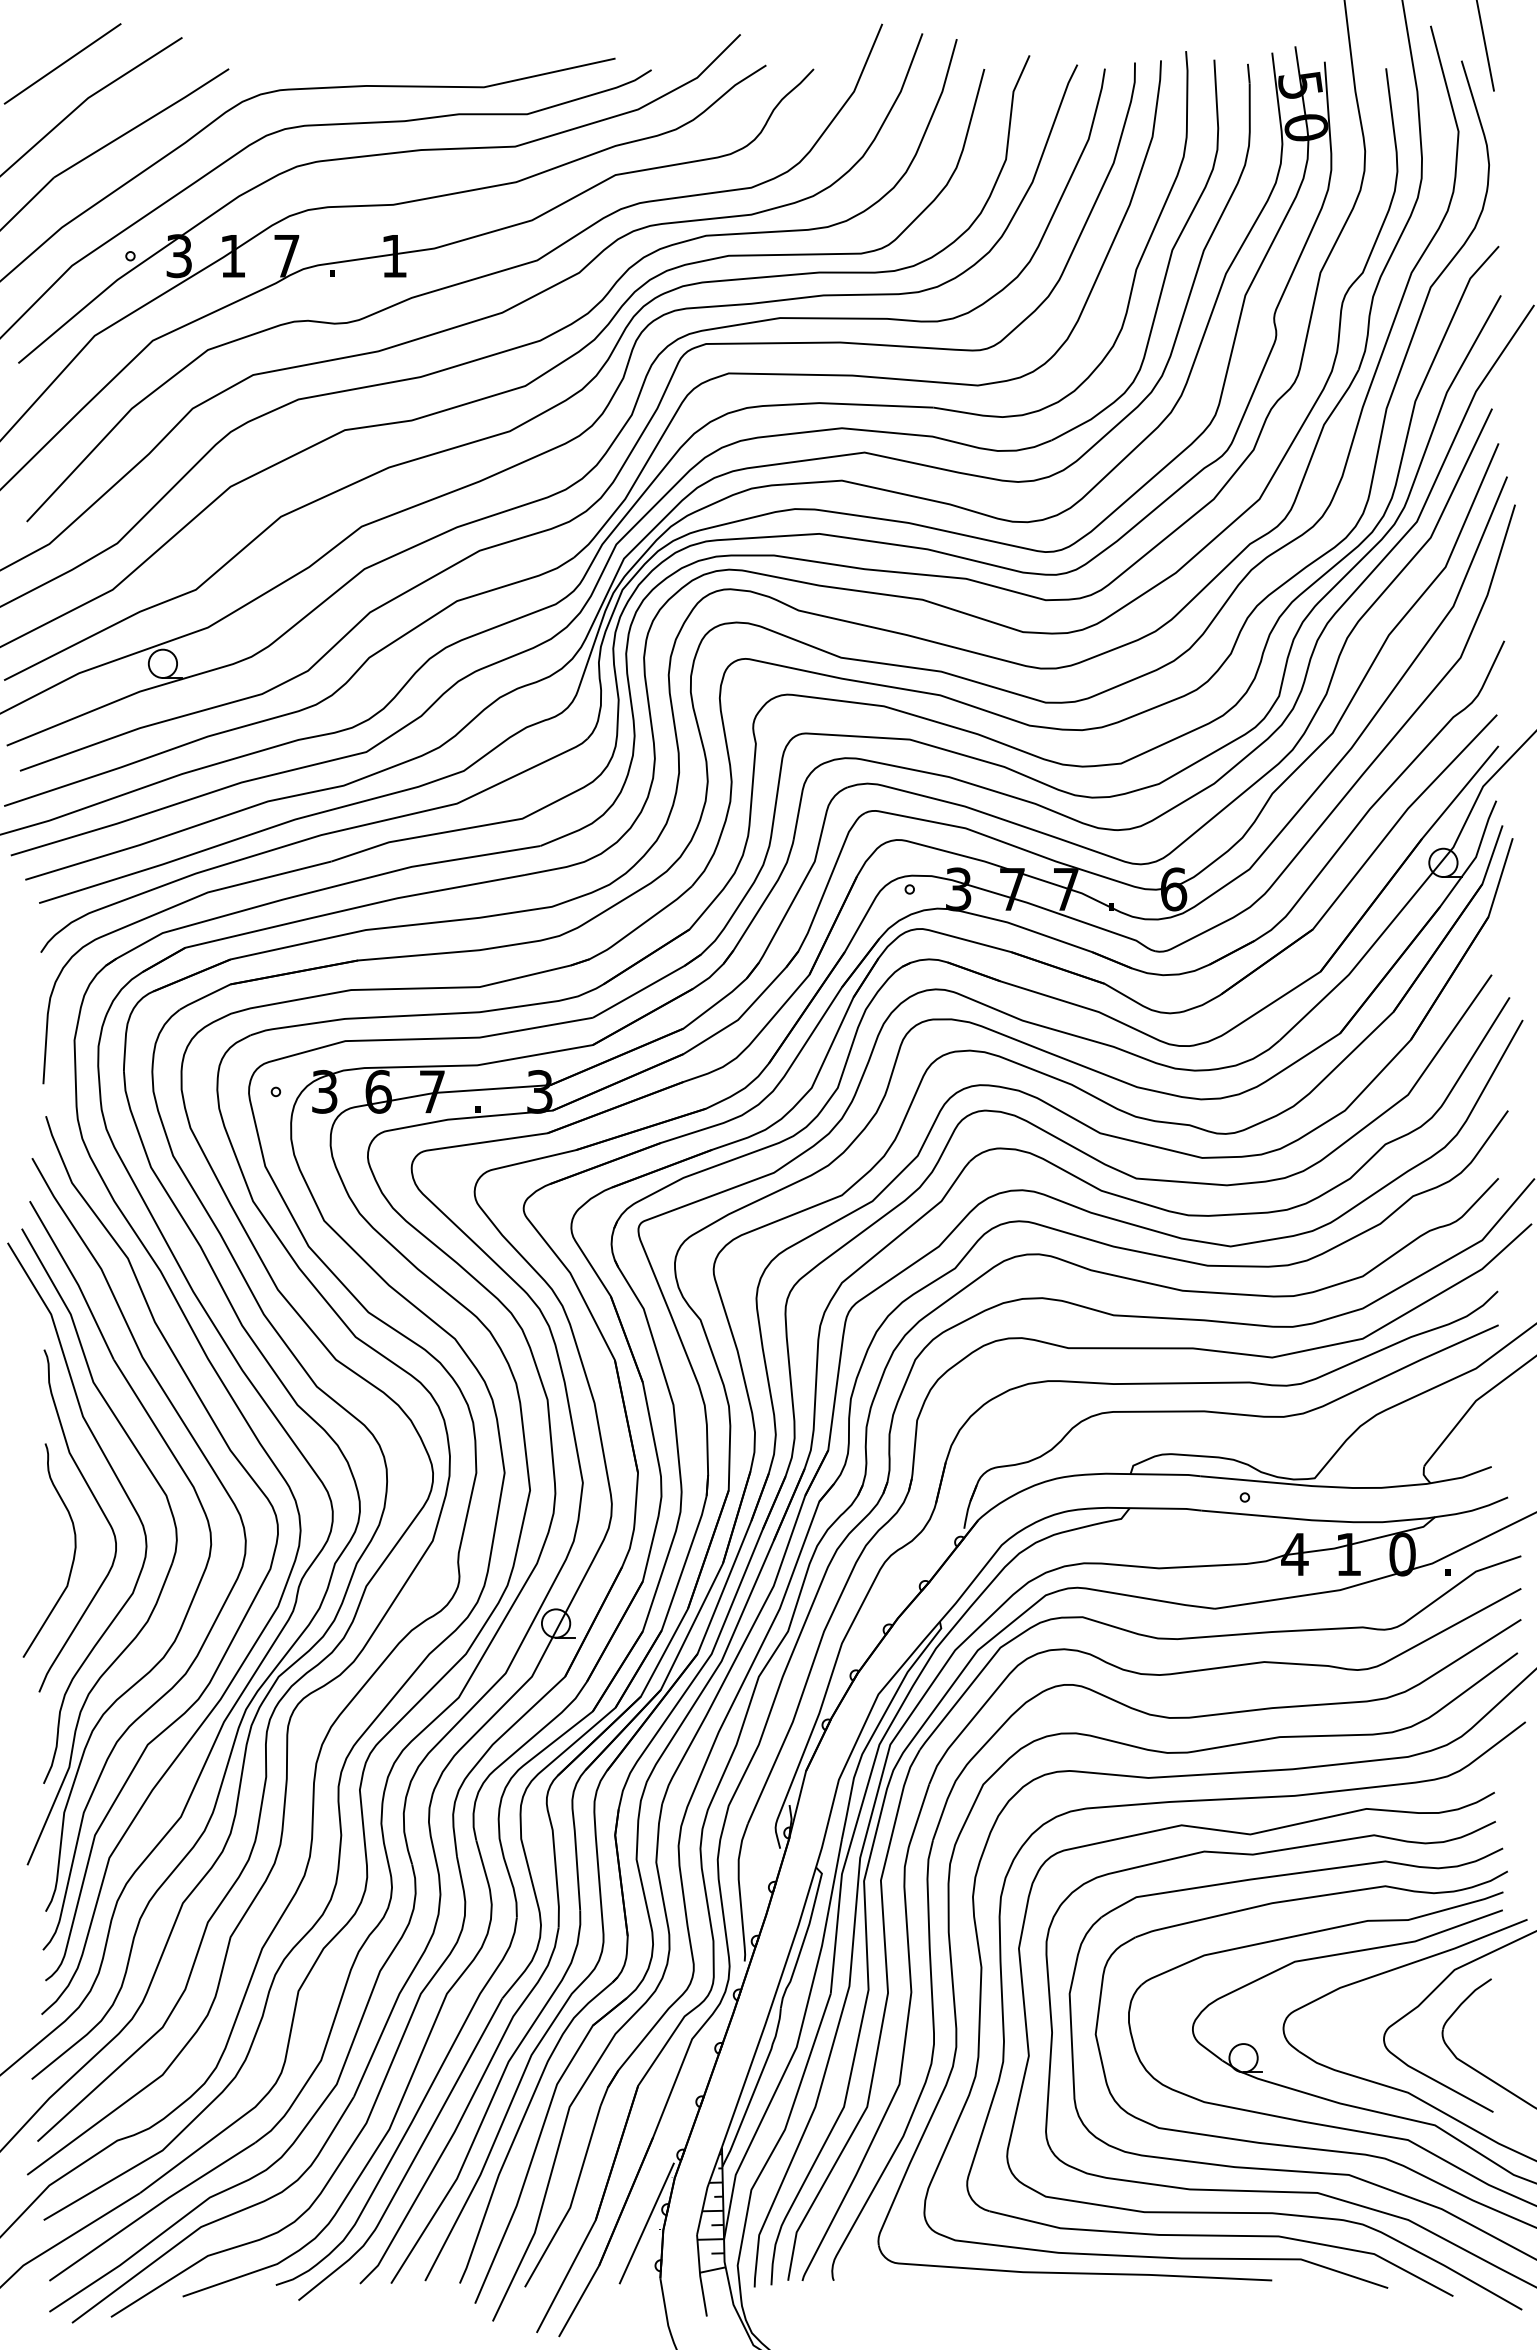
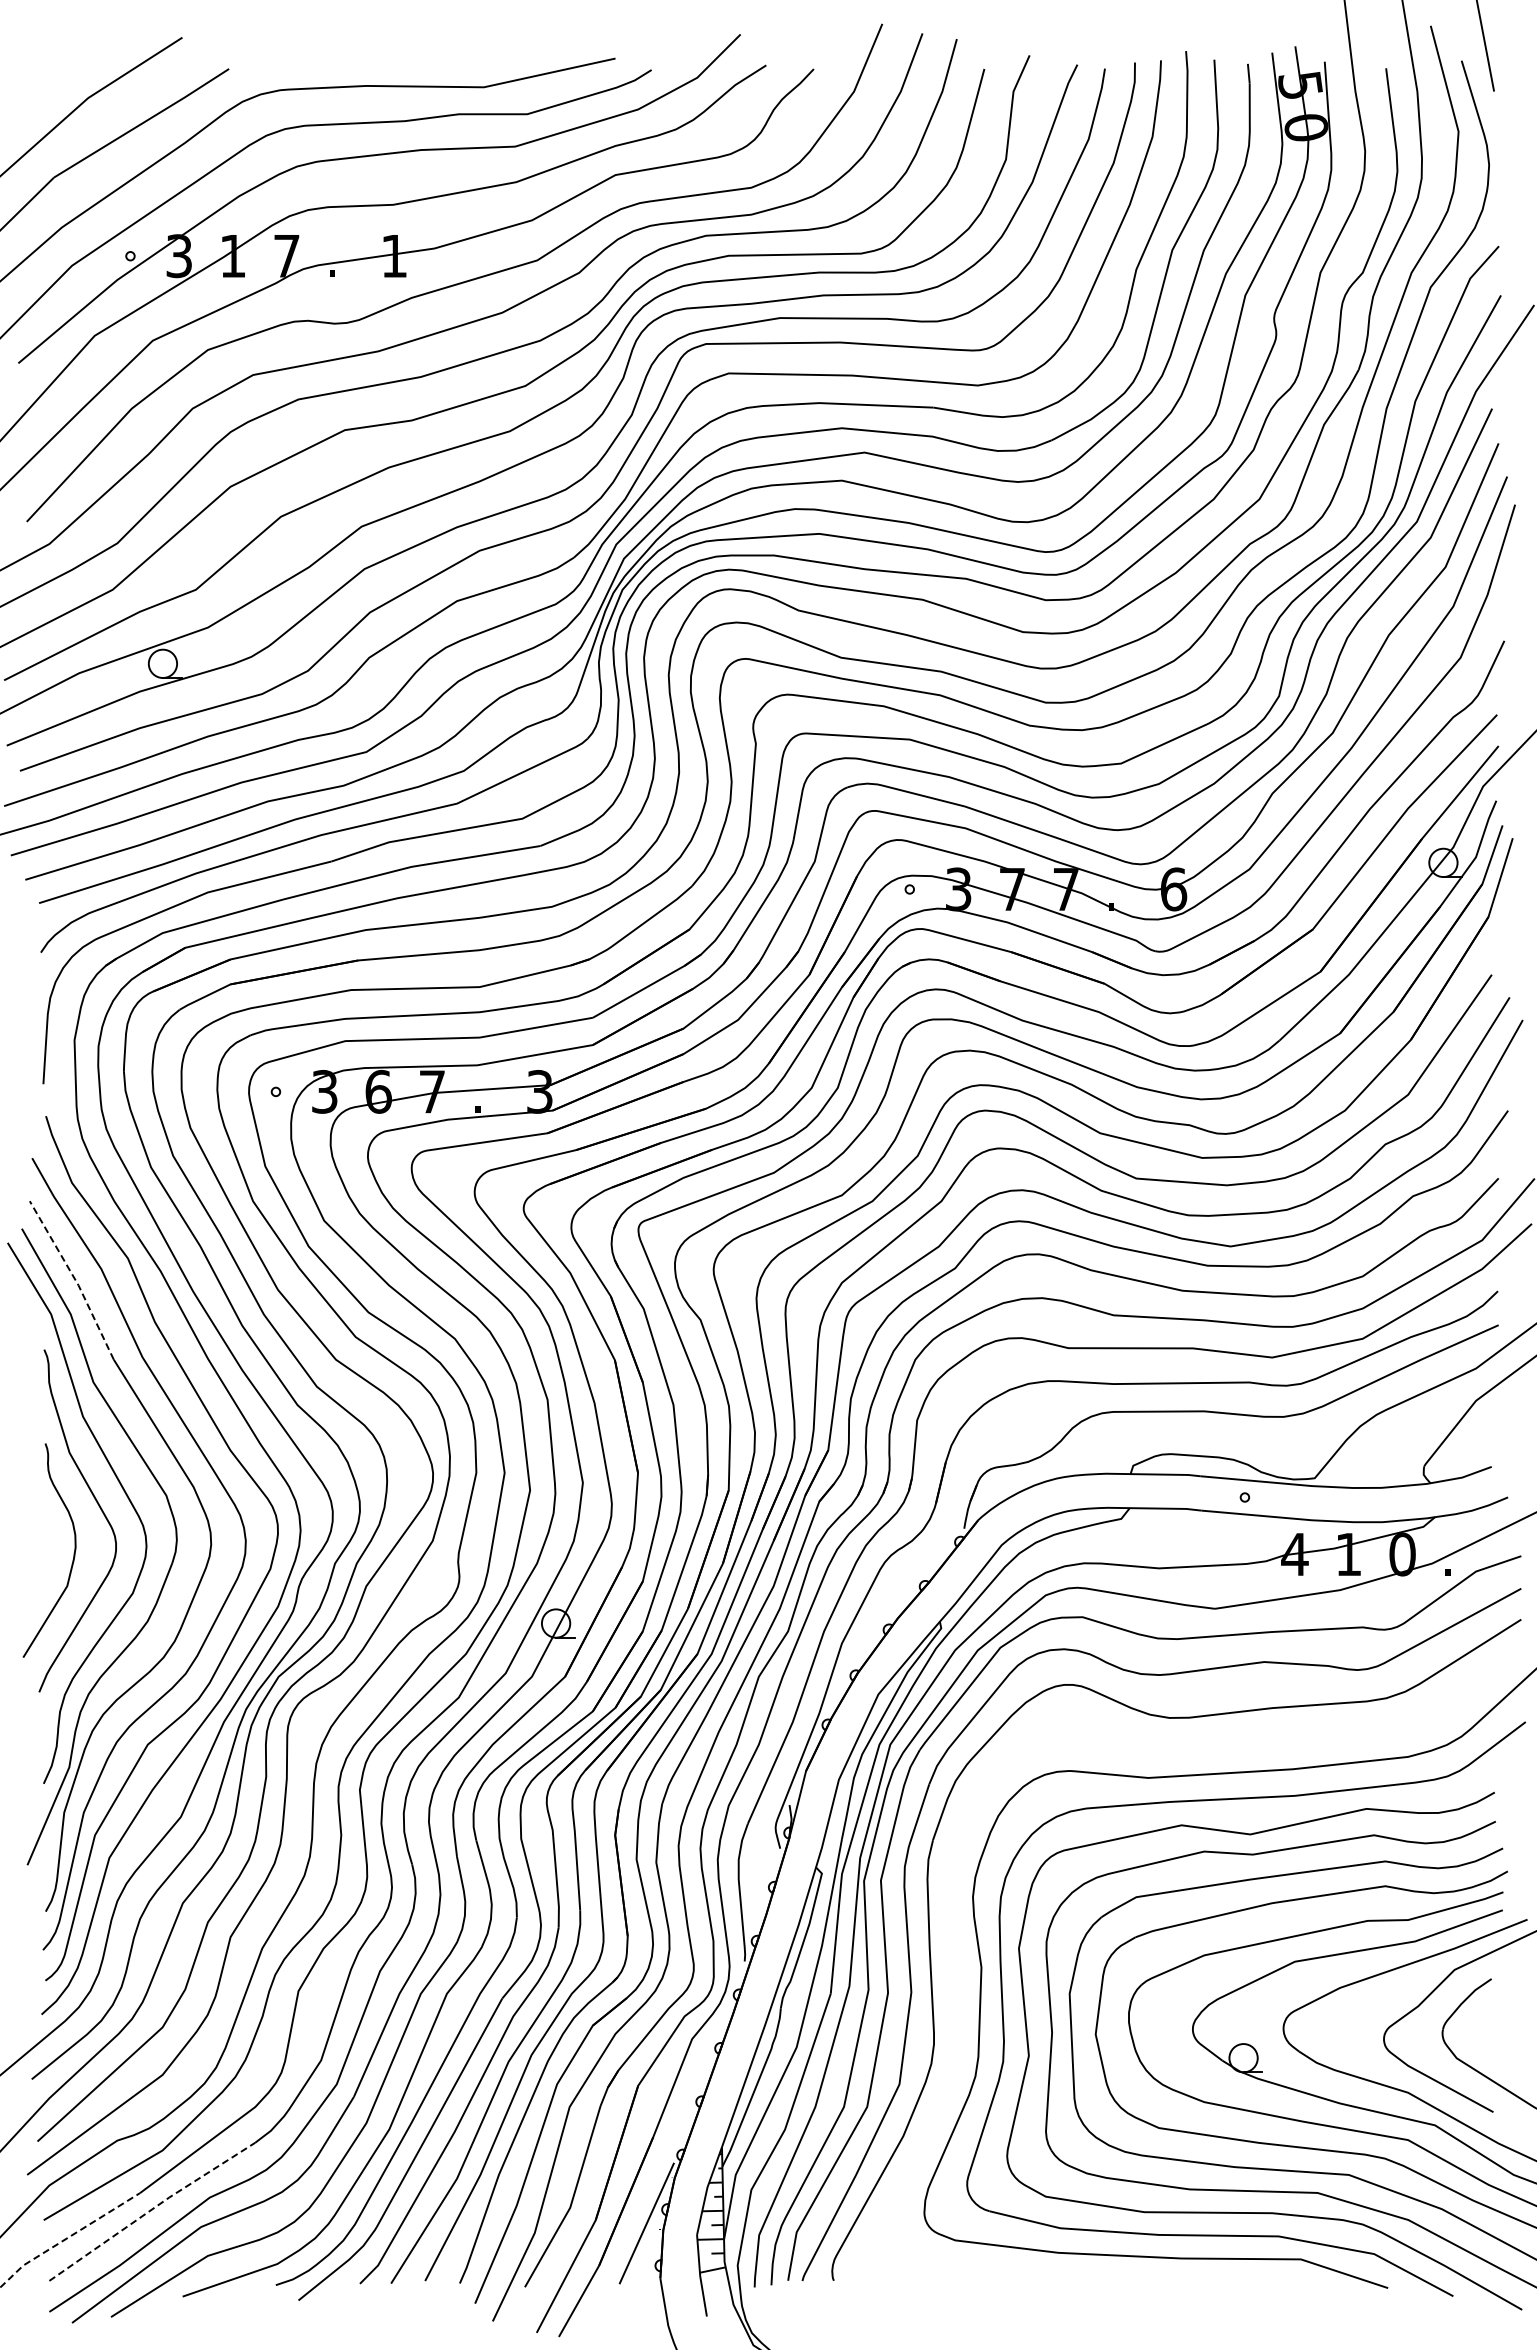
line: present -> none (62, 63)
line: solid -> dashed (75, 1279)
part: present -> none (1189, 1753)
line: solid -> dashed (151, 2209)
line: solid -> dashed (68, 2237)
